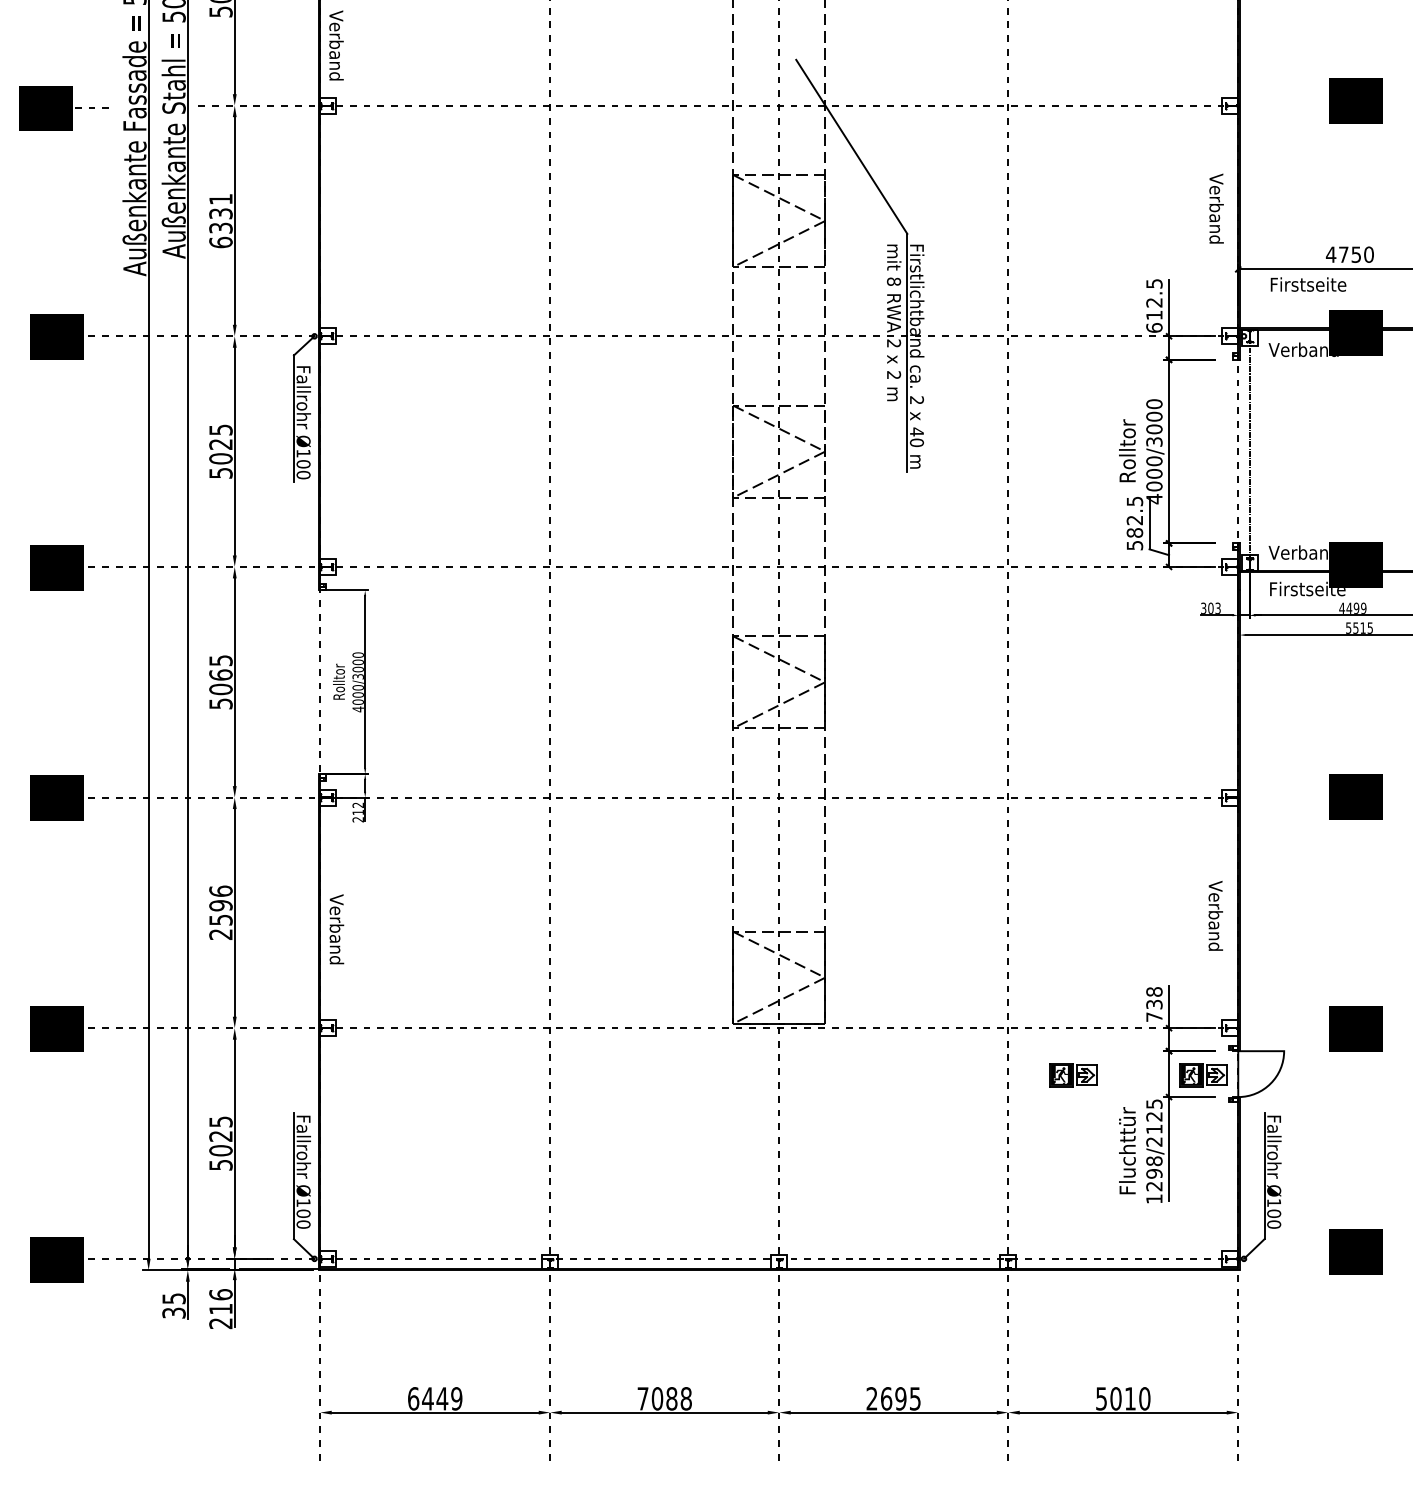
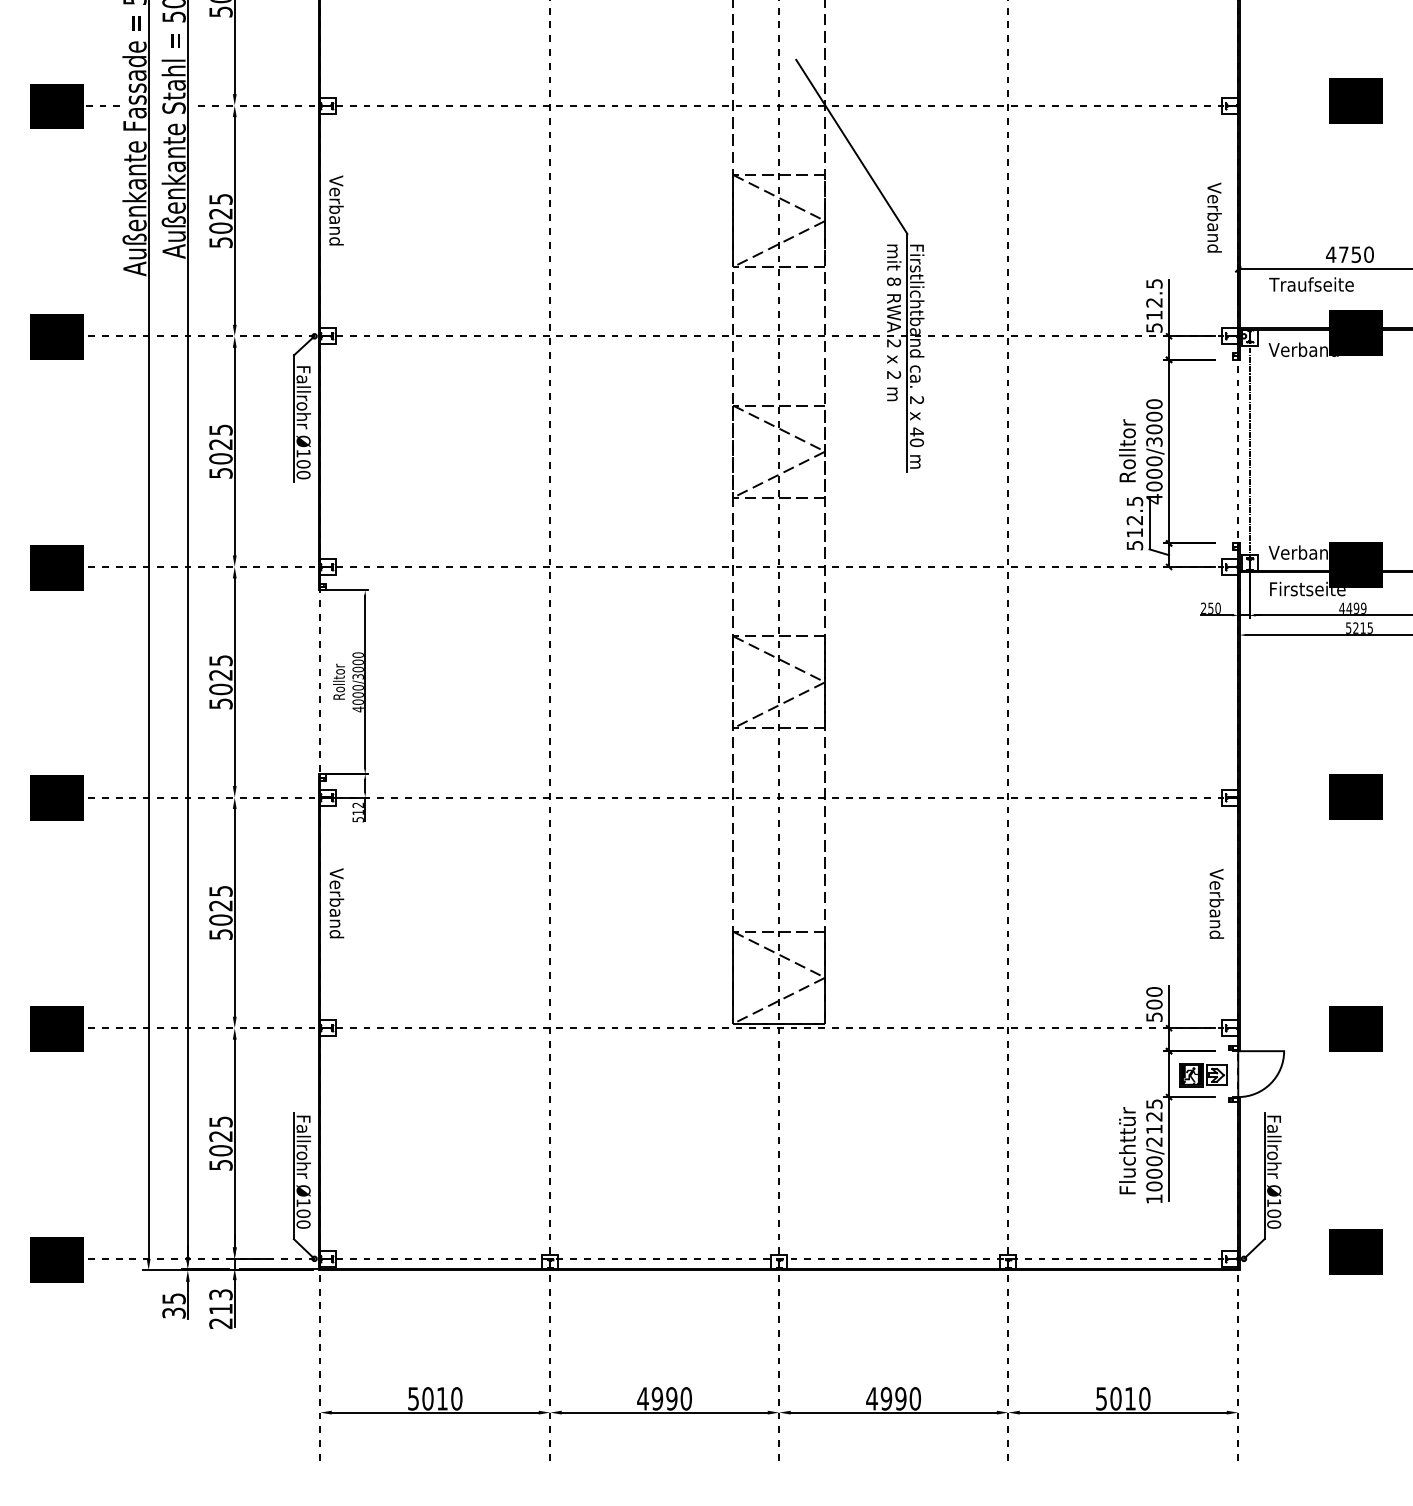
text position: (336, 45) -> (336, 210) (336, 210)
part position: (63, 108) -> (74, 106) (74, 106)
text position: (1216, 208) -> (1214, 217) (1214, 217)
text: 6331 -> 5025 (220, 221)
text: Firstseite -> Traufseite (1311, 284)
text: 612.5 -> 512.5 (1154, 327)
text: 582.5 -> 512.5 (1134, 532)
text: 303 -> 250 (1210, 607)
text: 5515 -> 5215 (1355, 627)
text: 5065 -> 5025 (220, 674)
text: 212 -> 512 (357, 819)
text: 2596 -> 5025 (220, 912)
text position: (1215, 915) -> (1216, 903) (1216, 903)
text position: (336, 929) -> (336, 903) (336, 903)
text: 738 -> 500 (1154, 1004)
part: present -> none (1073, 1075)
text: 1298/2125 -> 1000/2125 (1154, 1173)
text: 216 -> 213 (220, 1294)
text: 6449 -> 5010 (435, 1398)
text: 7088 -> 4990 (664, 1398)
text: 2695 -> 4990 (893, 1398)
